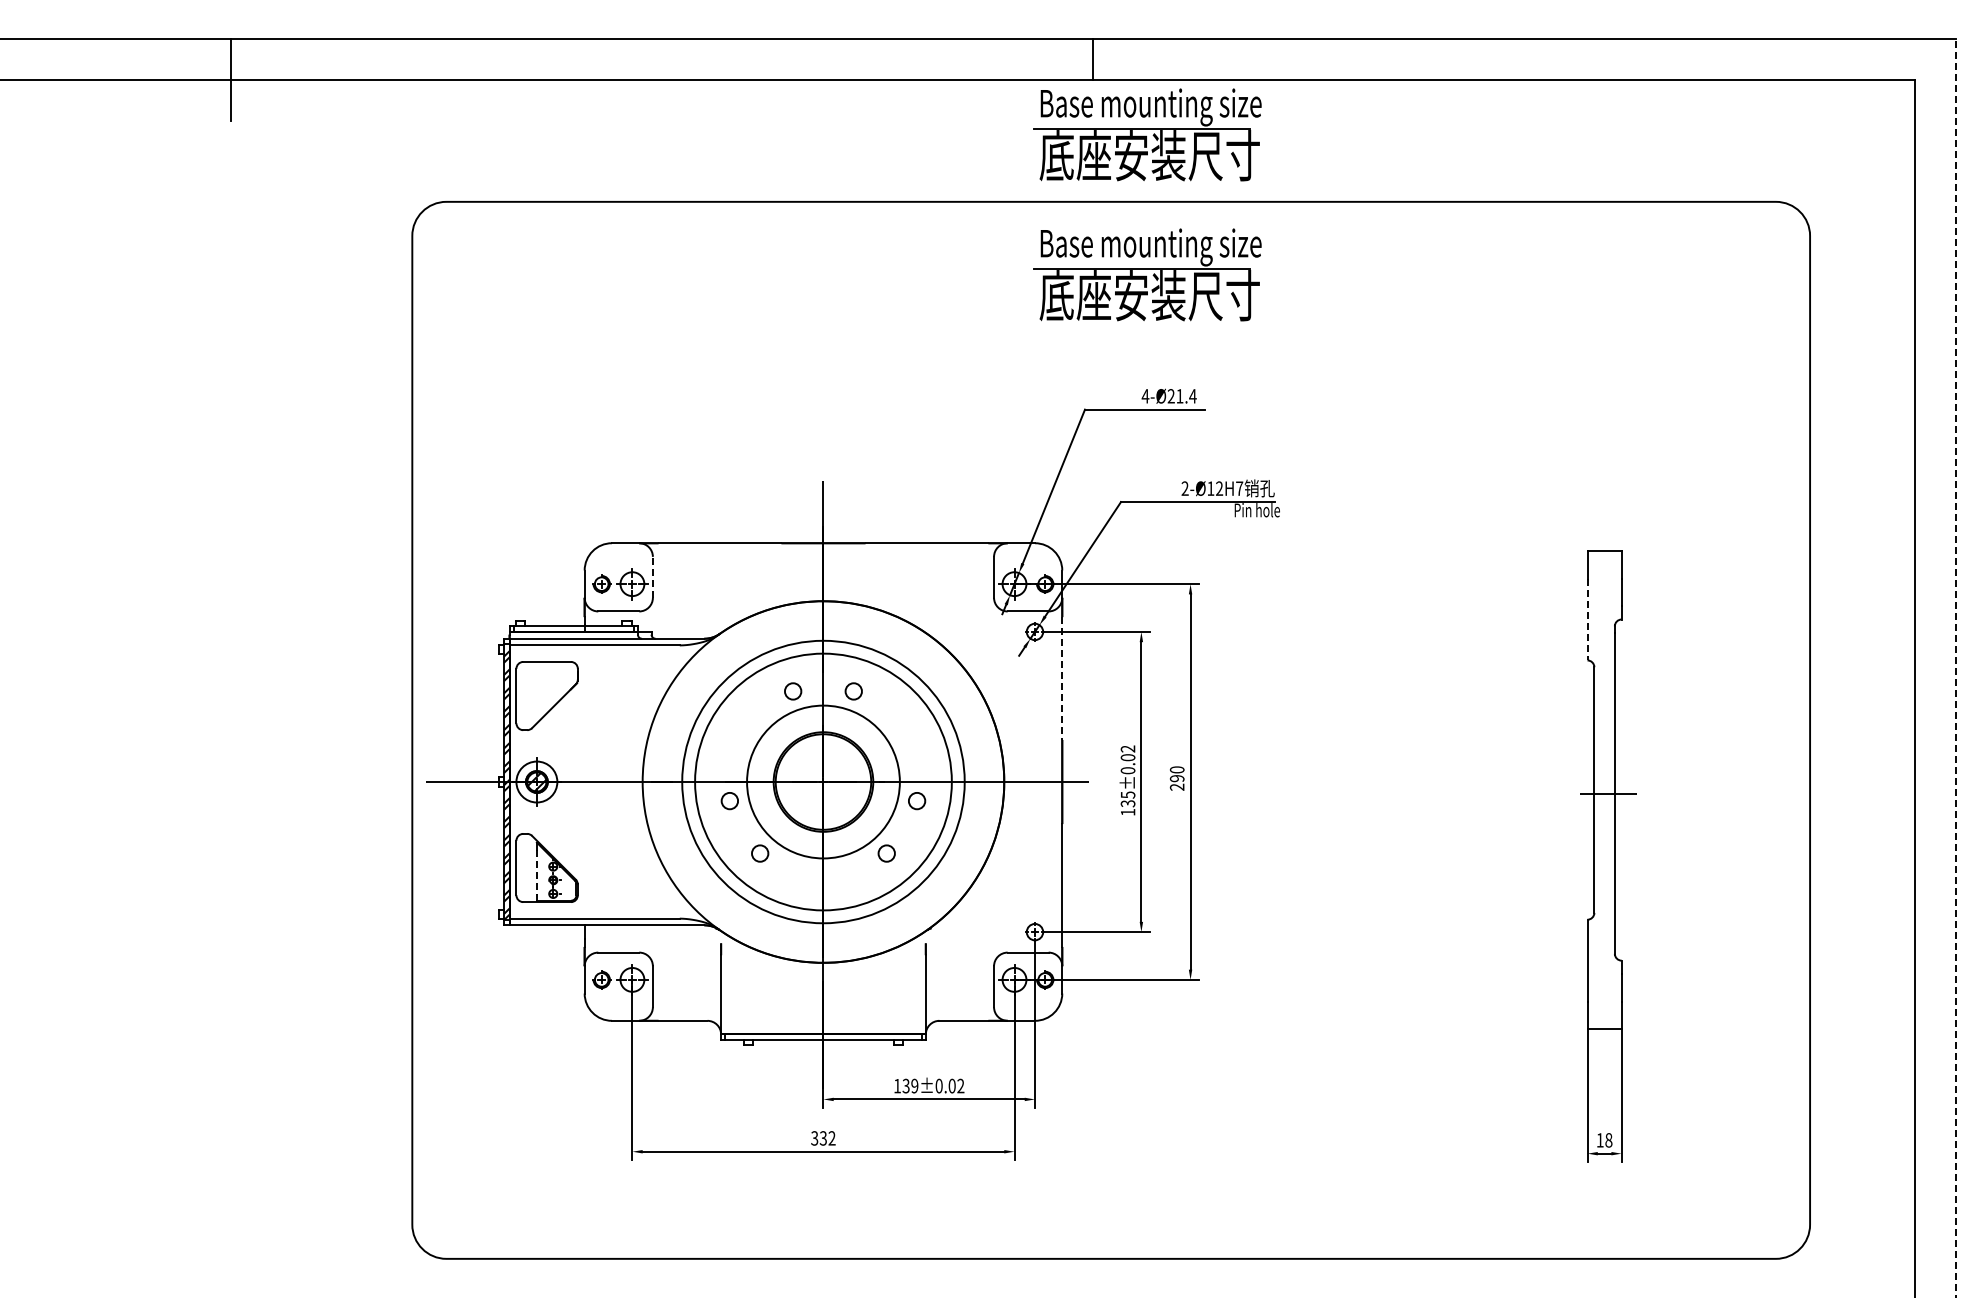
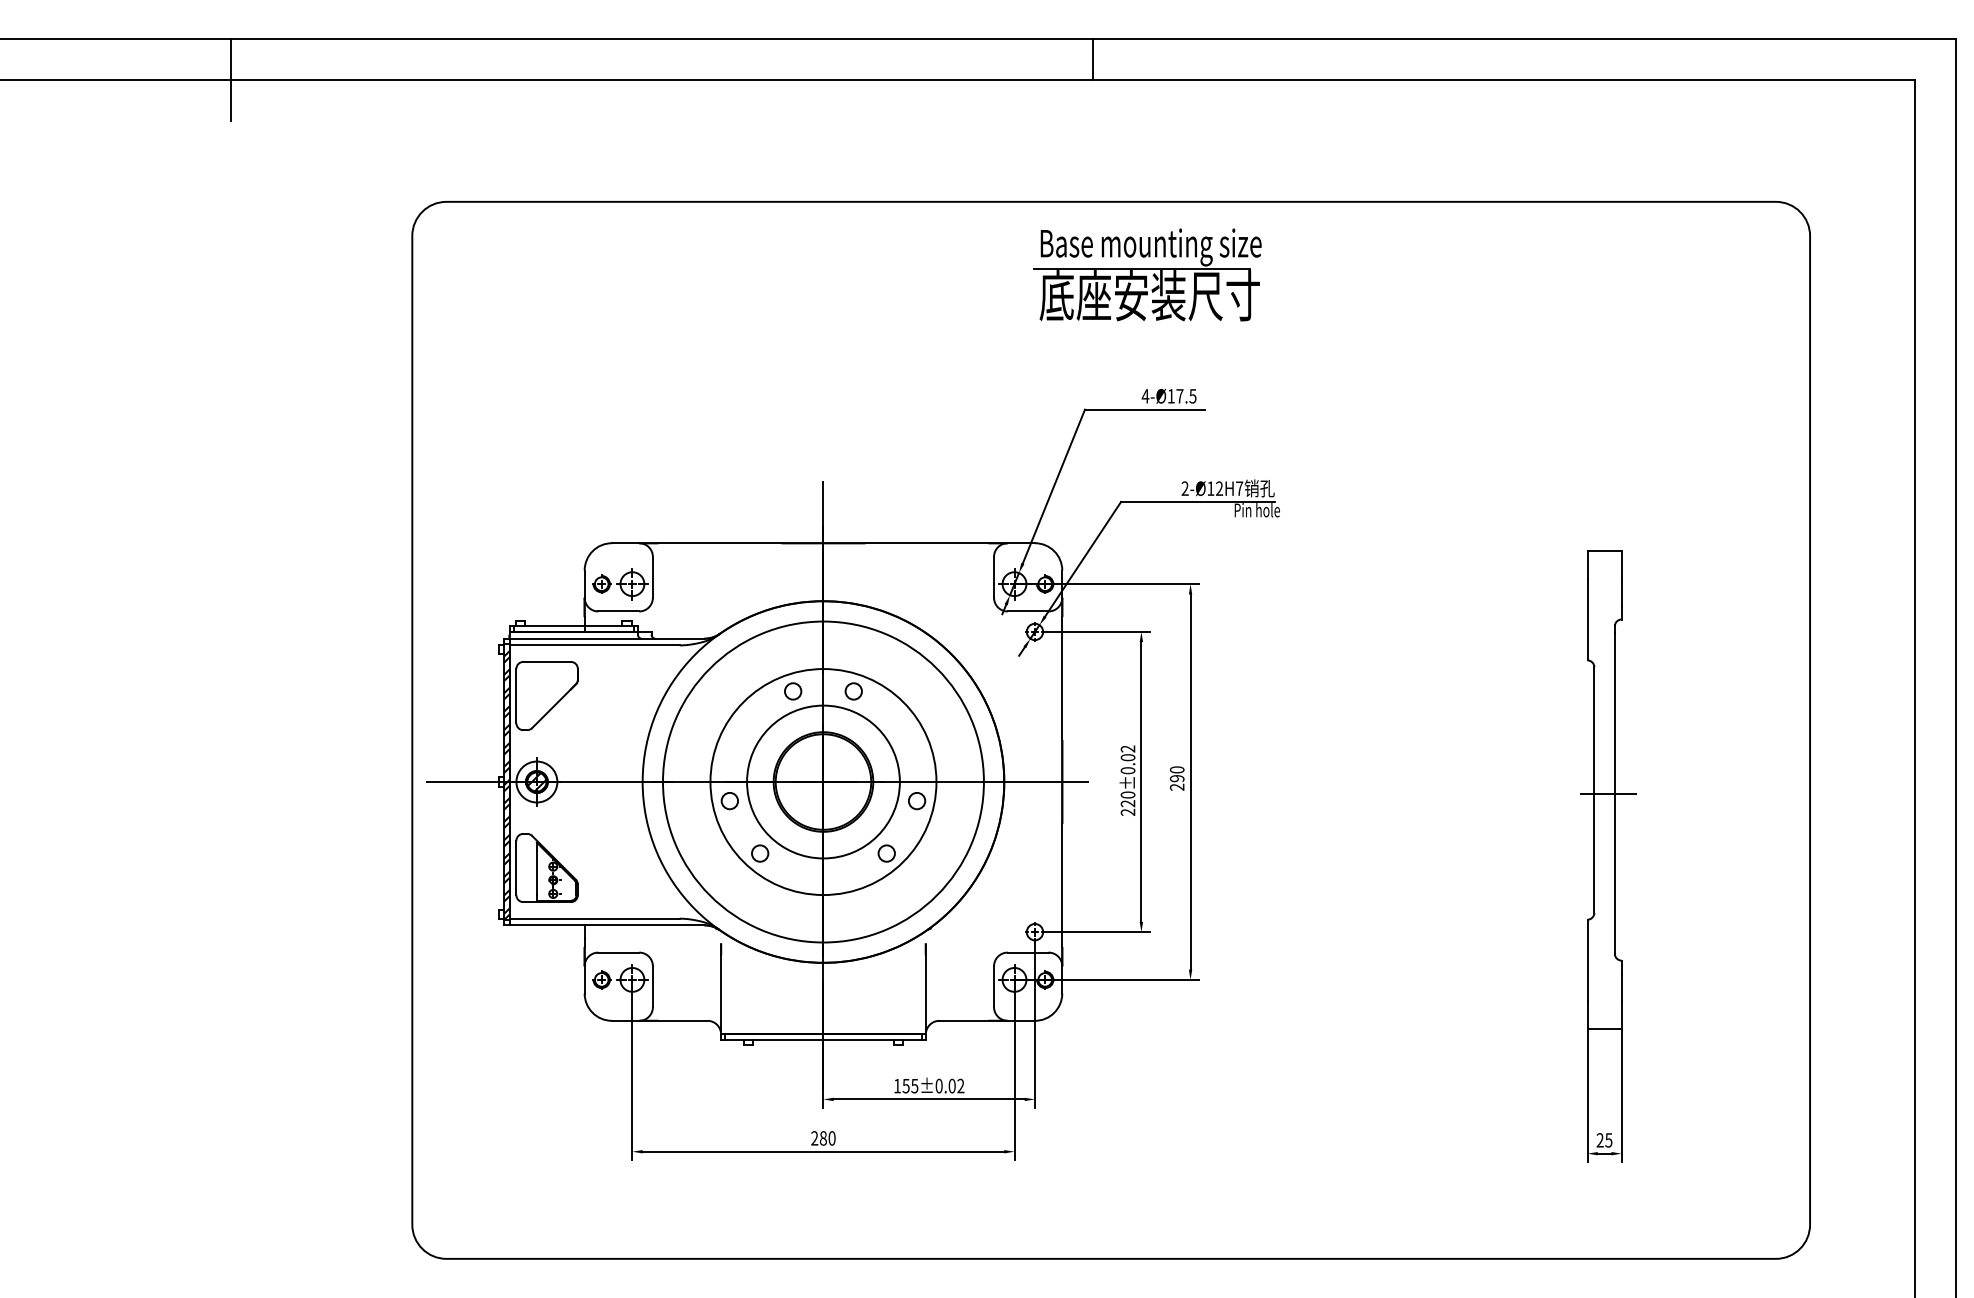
part: present -> none (1147, 134)
text: 4-Ø21.4 -> 4-Ø17.5 (1181, 396)
line: dashed -> solid (652, 576)
line: dashed -> solid (1587, 619)
line: dashed -> solid (1955, 668)
line: dashed -> solid (1062, 679)
circle diameter: 257 px -> 321 px (823, 781)
circle diameter: 282 px -> 226 px (823, 782)
text: 135 -> 220 (1127, 803)
line: dashed -> solid (536, 873)
text: 139 -> 155 (910, 1085)
text: 332 -> 280 (823, 1138)
text: 18 -> 25 (1604, 1140)
